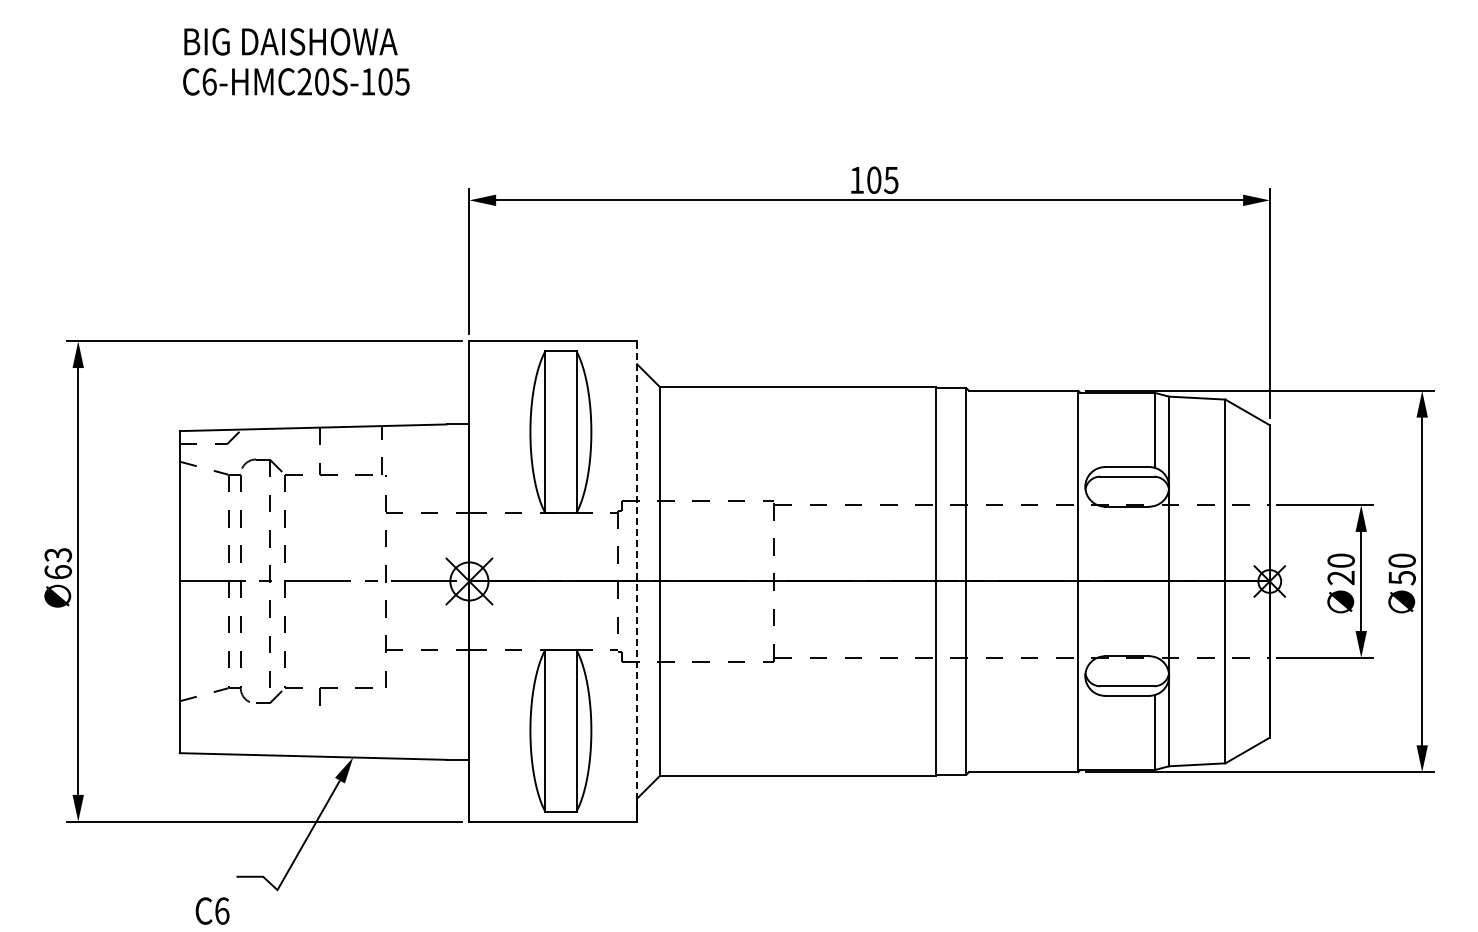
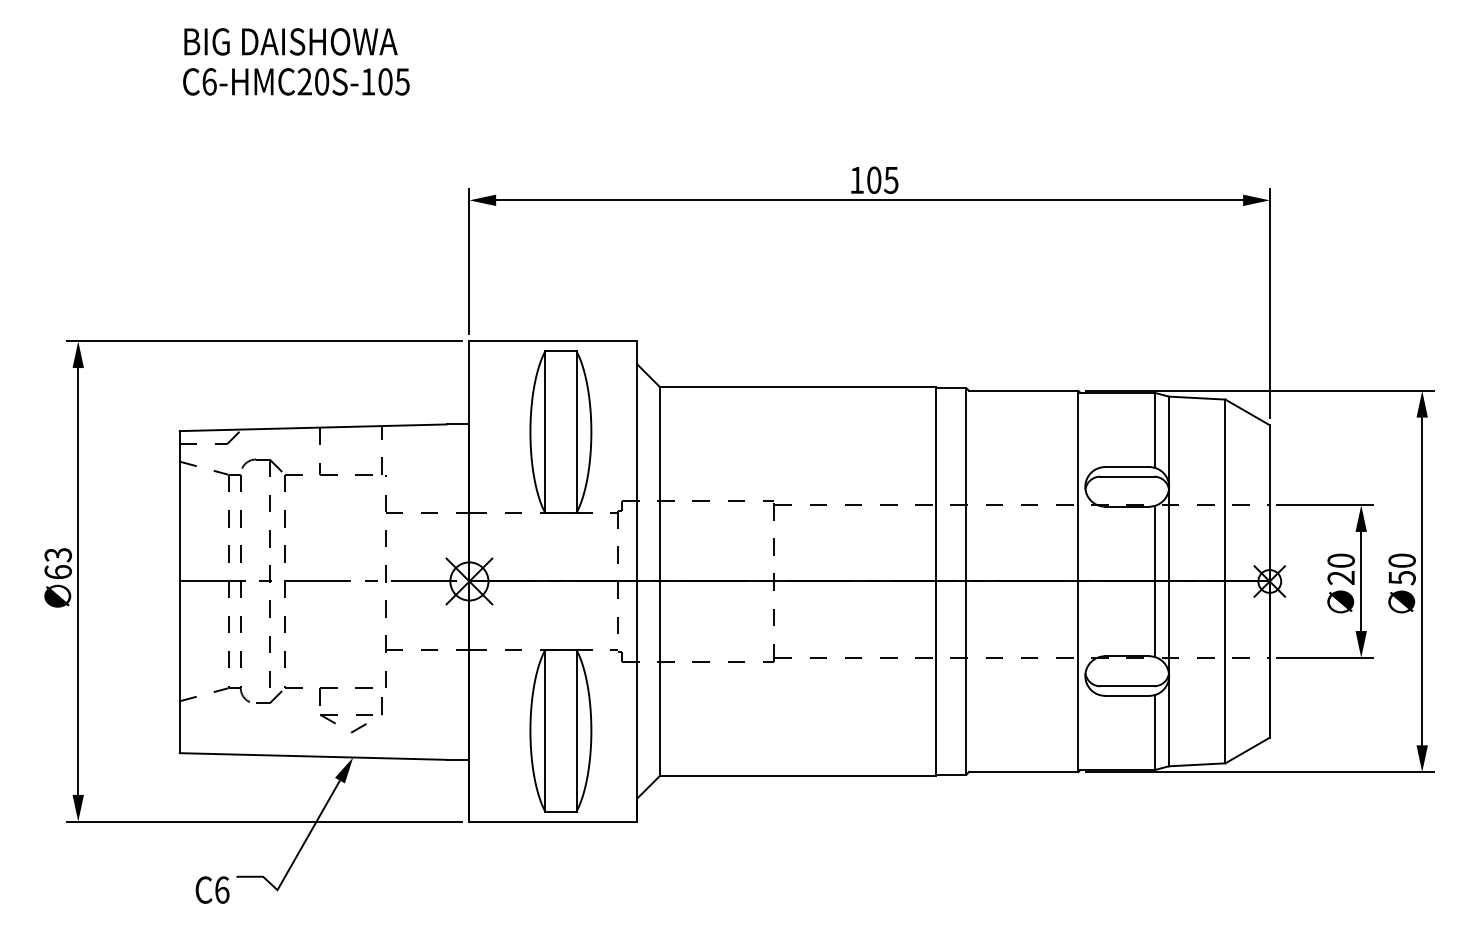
line: dashed -> solid (637, 580)
line: none -> present (1154, 580)
part: none -> present (351, 715)
text position: (212, 910) -> (212, 889) (212, 889)
